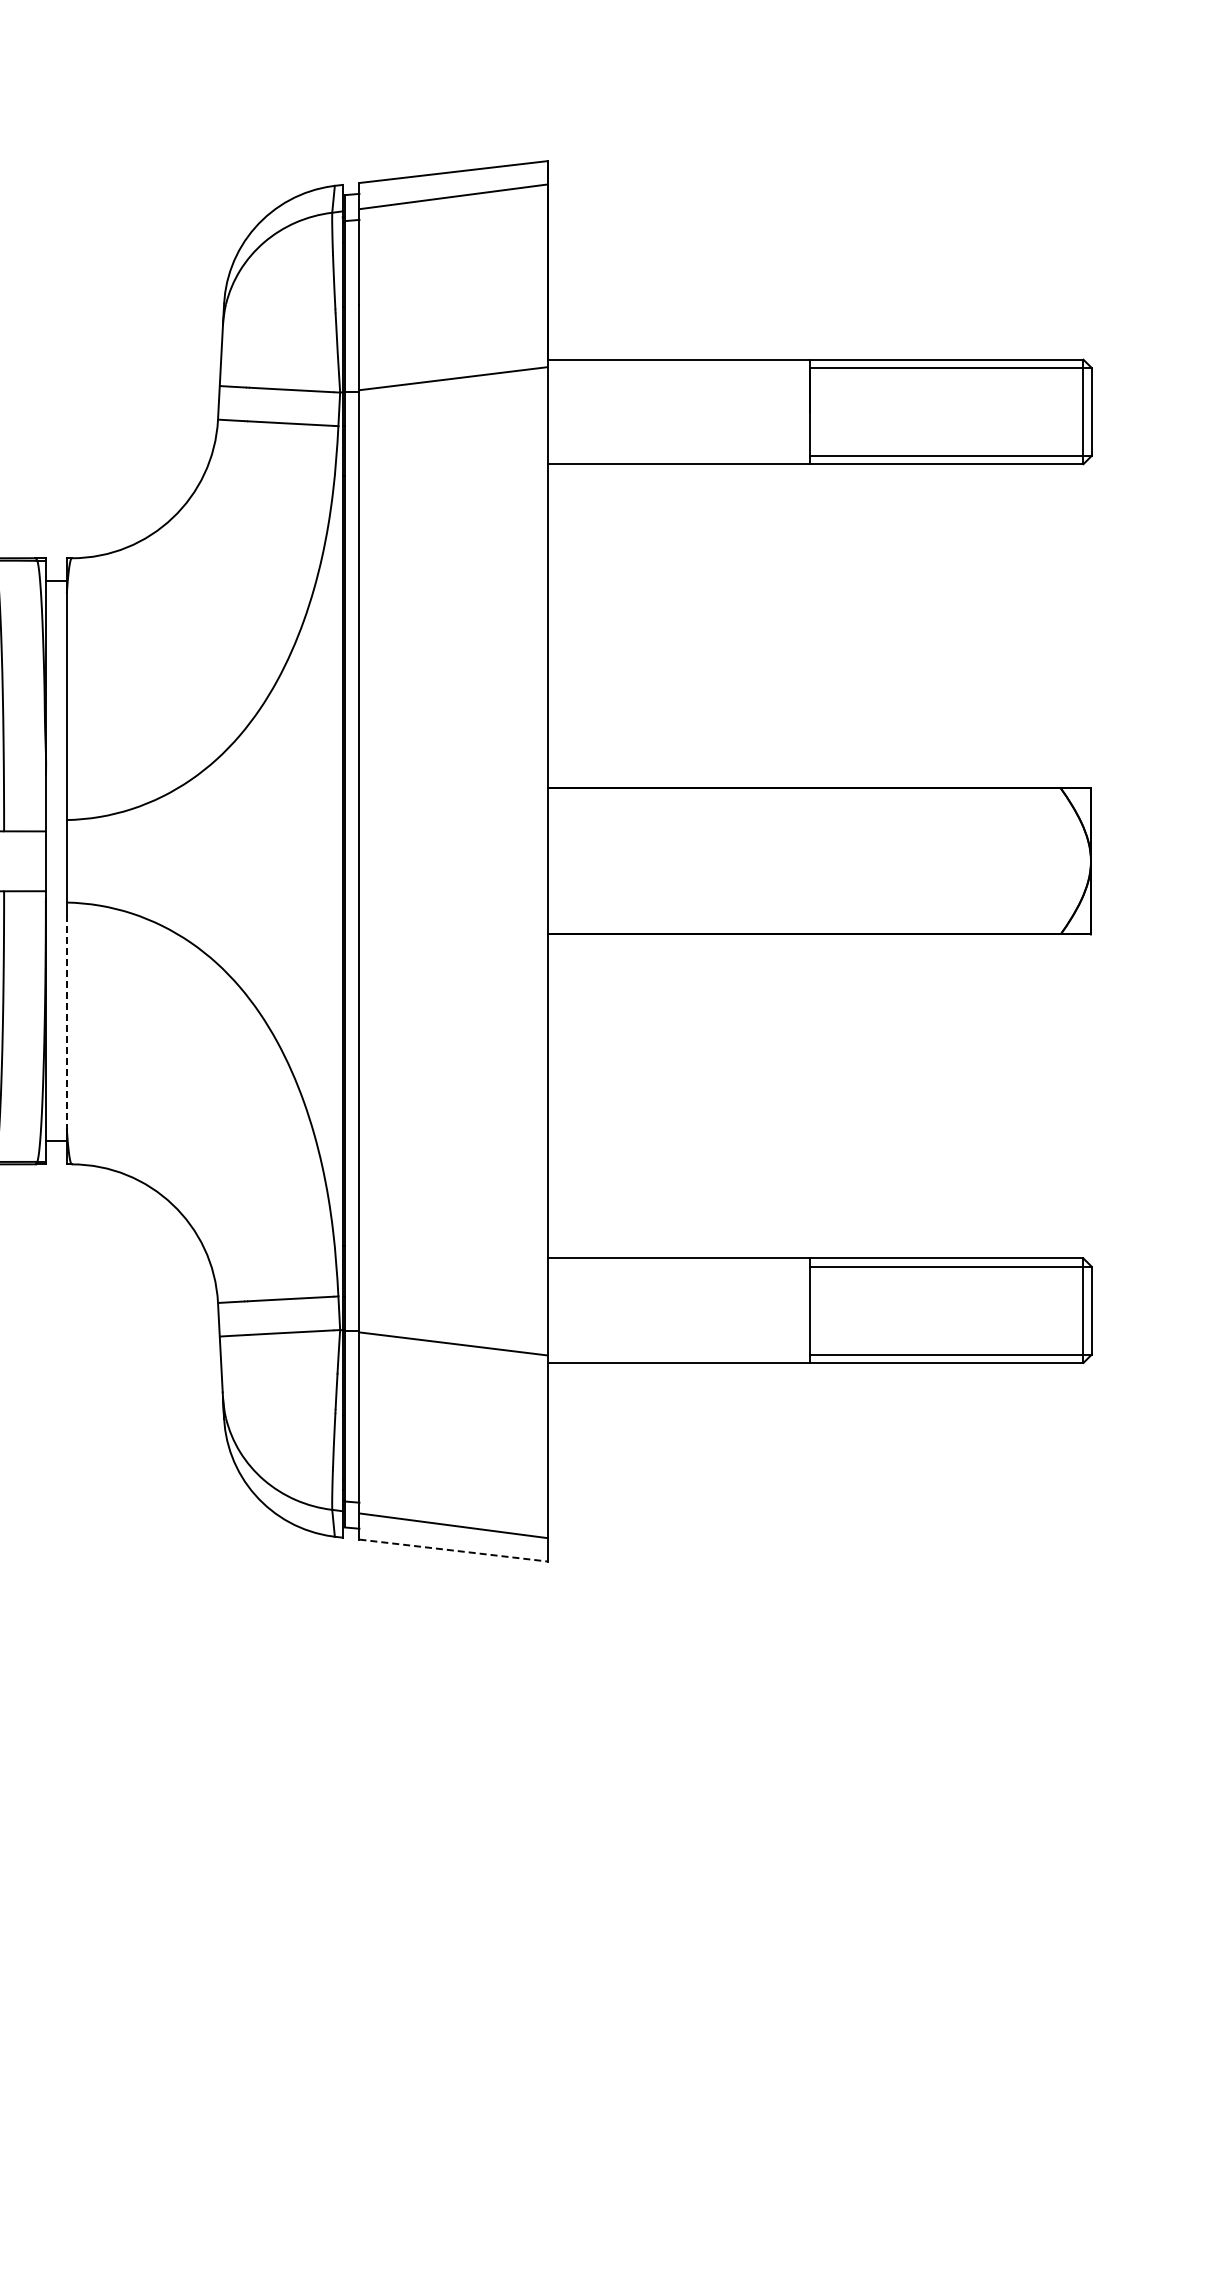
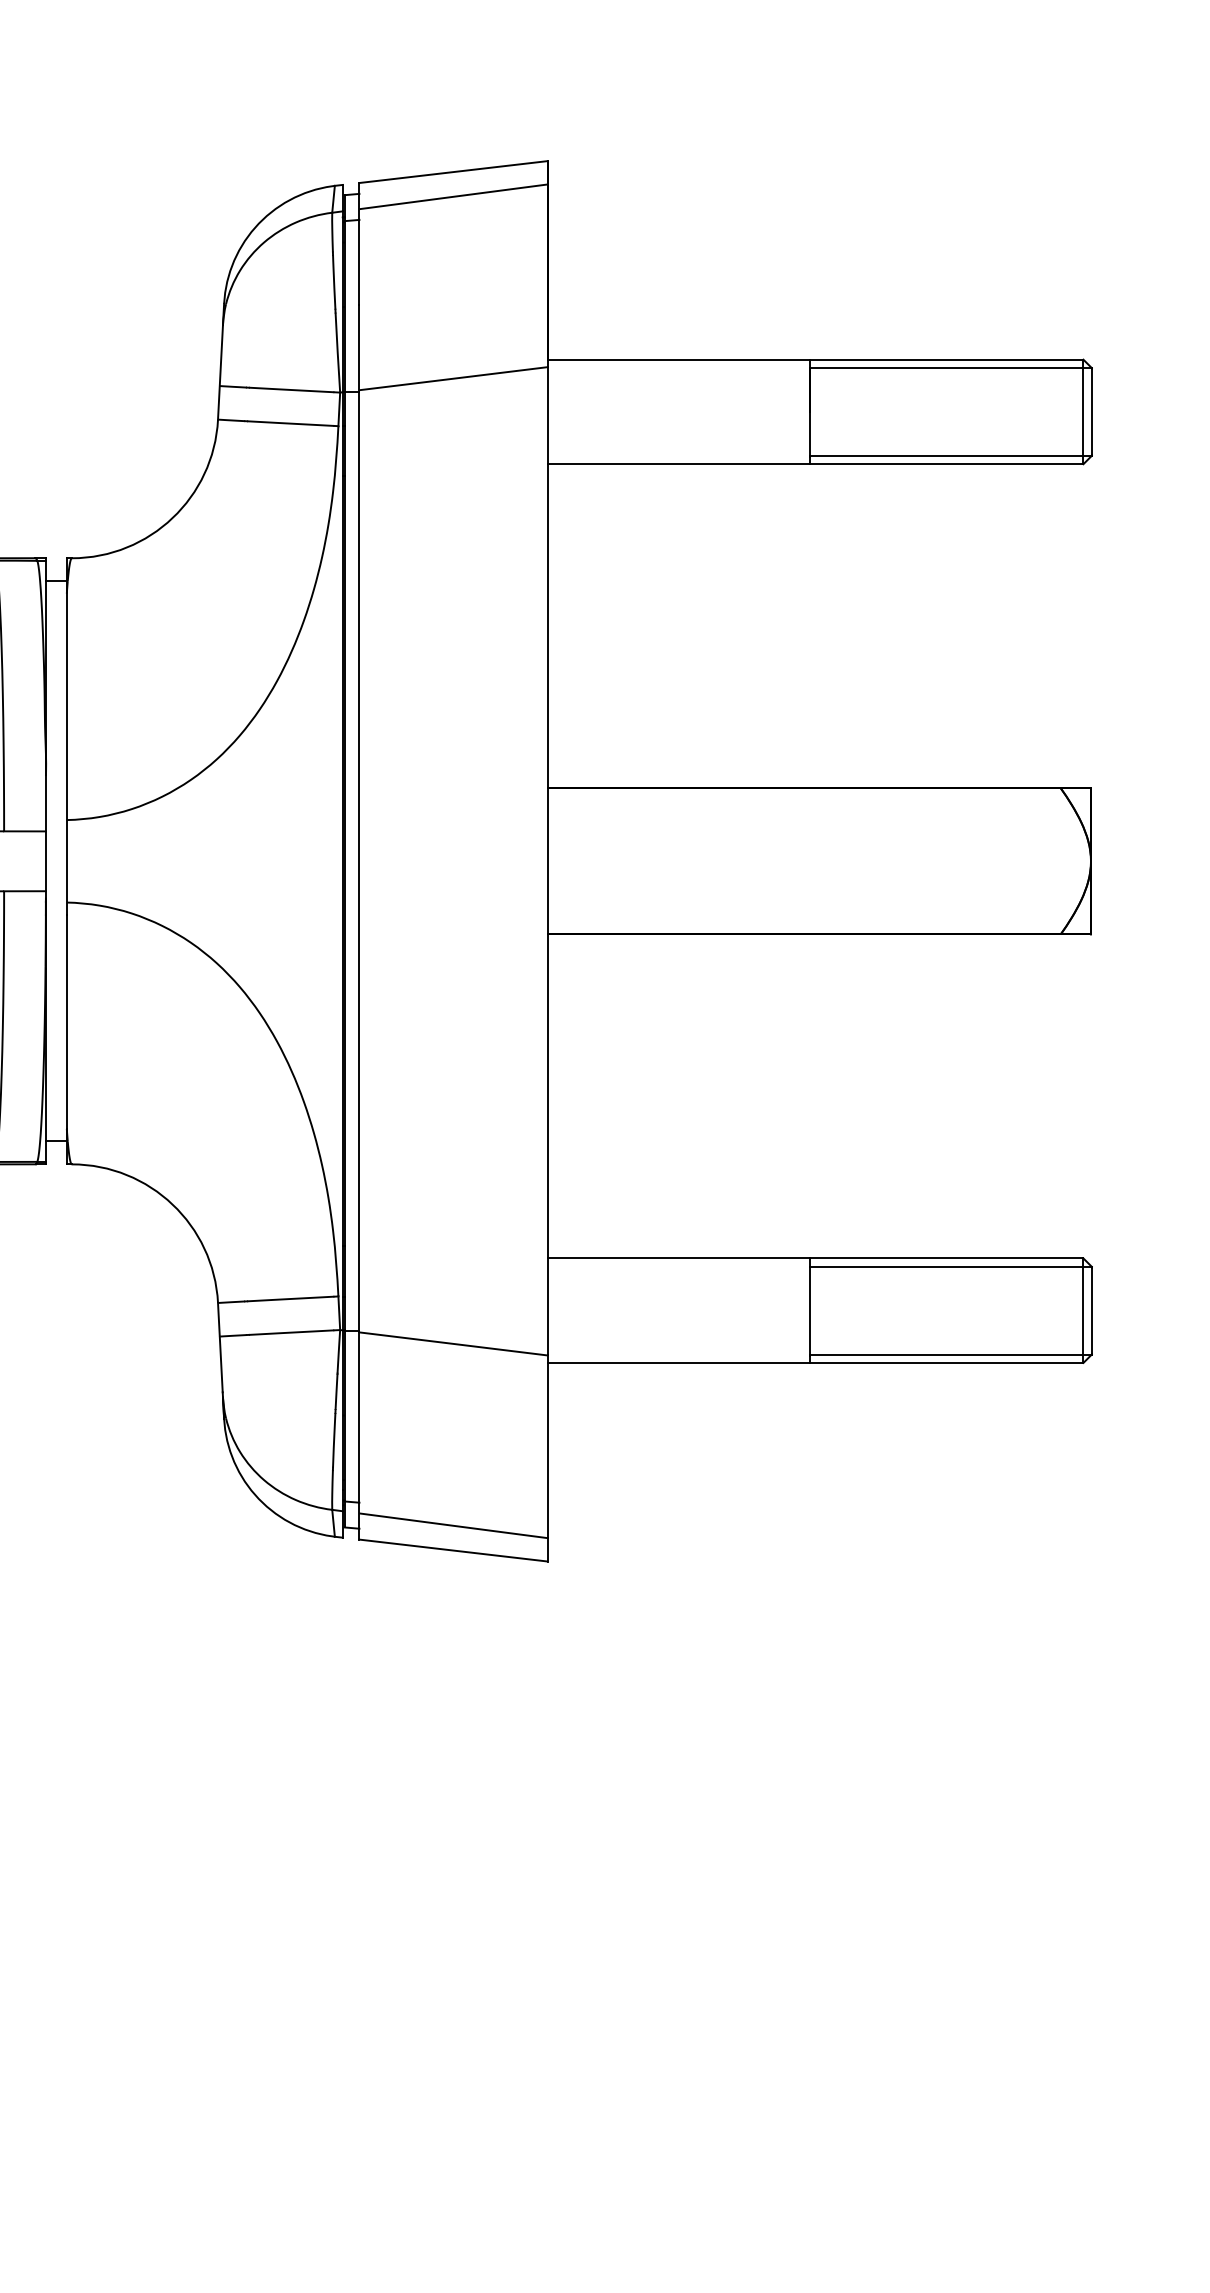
line: dashed -> solid (66, 1022)
line: dashed -> solid (453, 1550)
